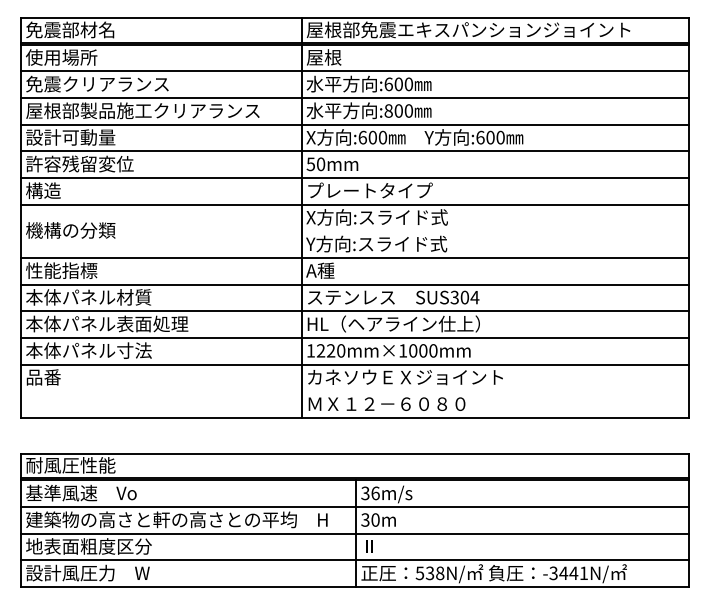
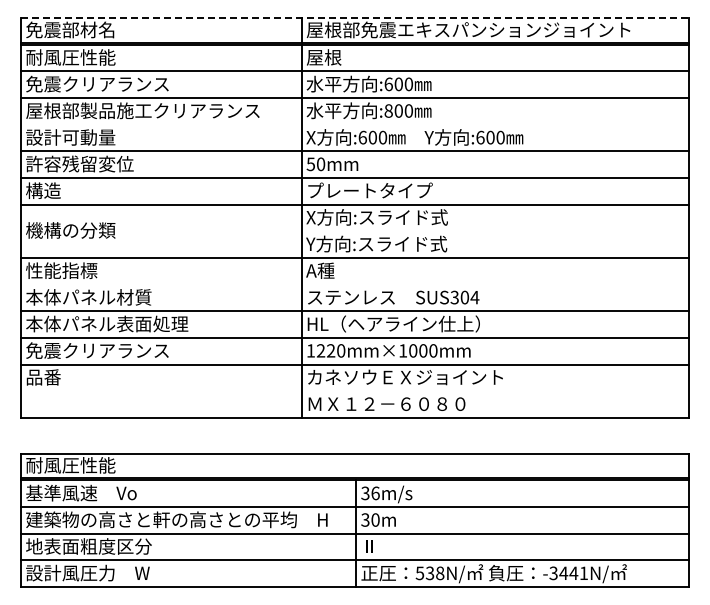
line: solid -> dashed (355, 18)
text: 使用場所 -> 耐風圧性能 (70, 57)
line: present -> none (354, 124)
line: present -> none (354, 284)
text: 本体パネル寸法 -> 免震クリアランス (97, 350)
